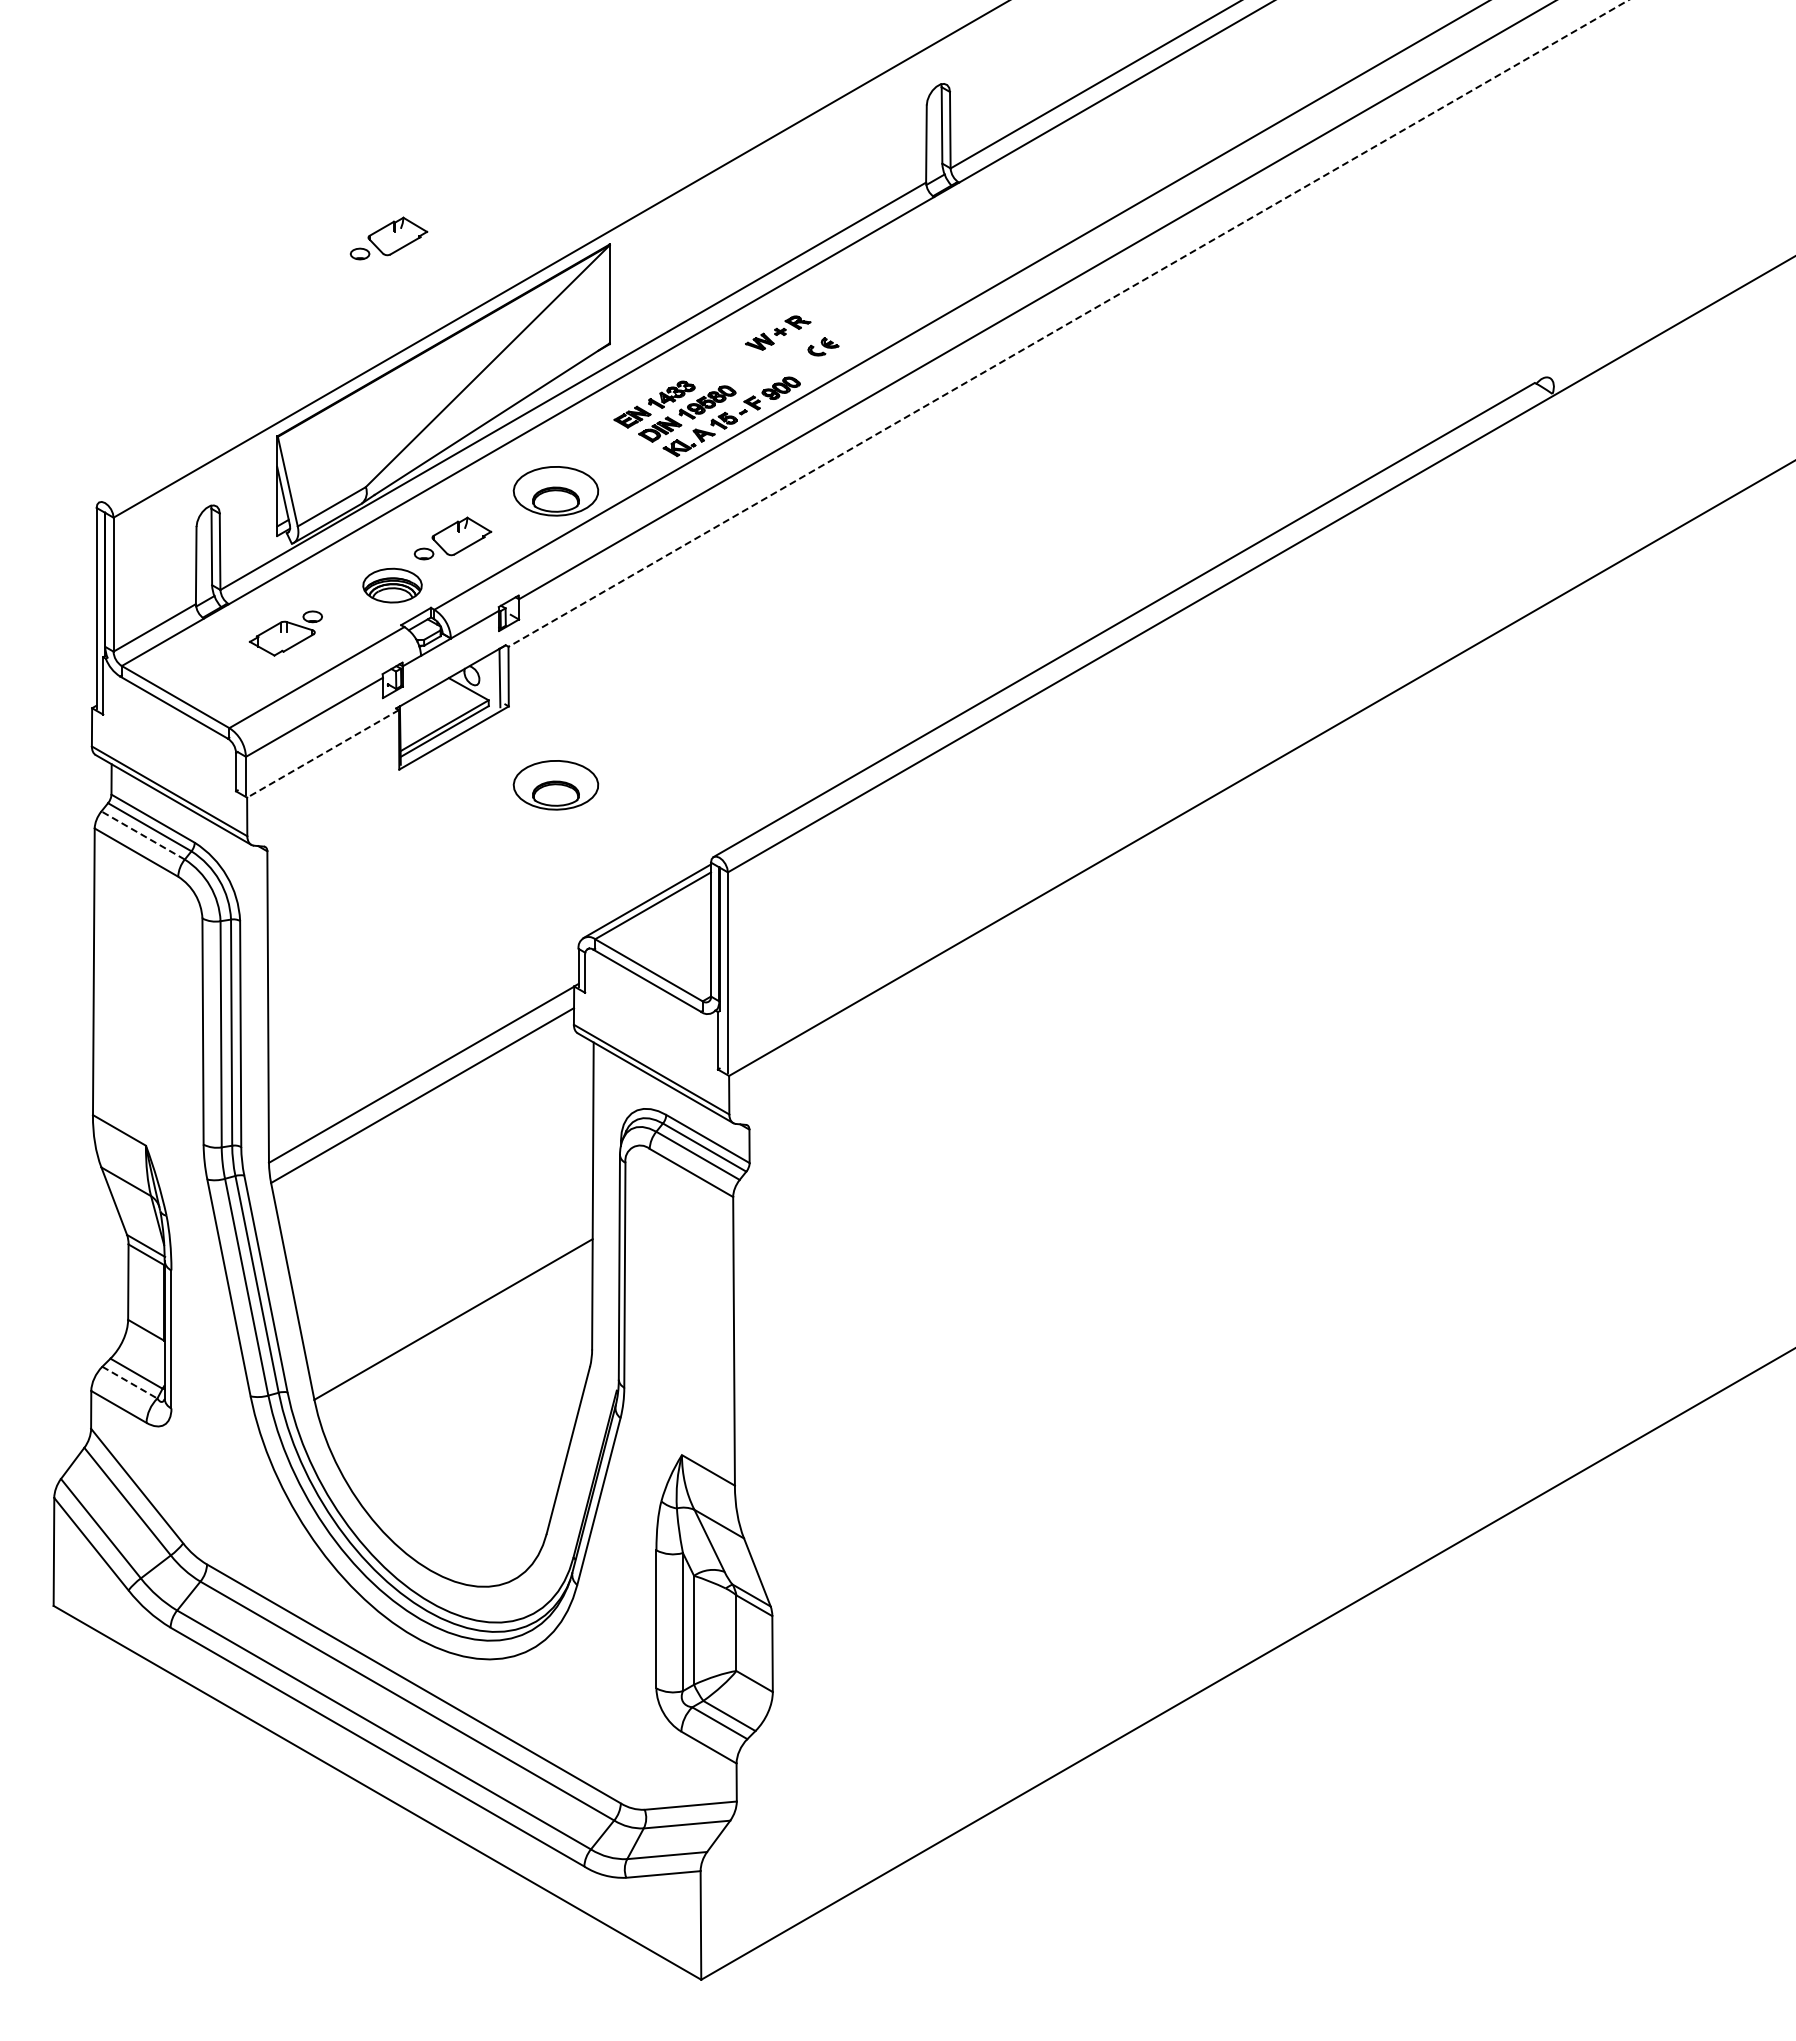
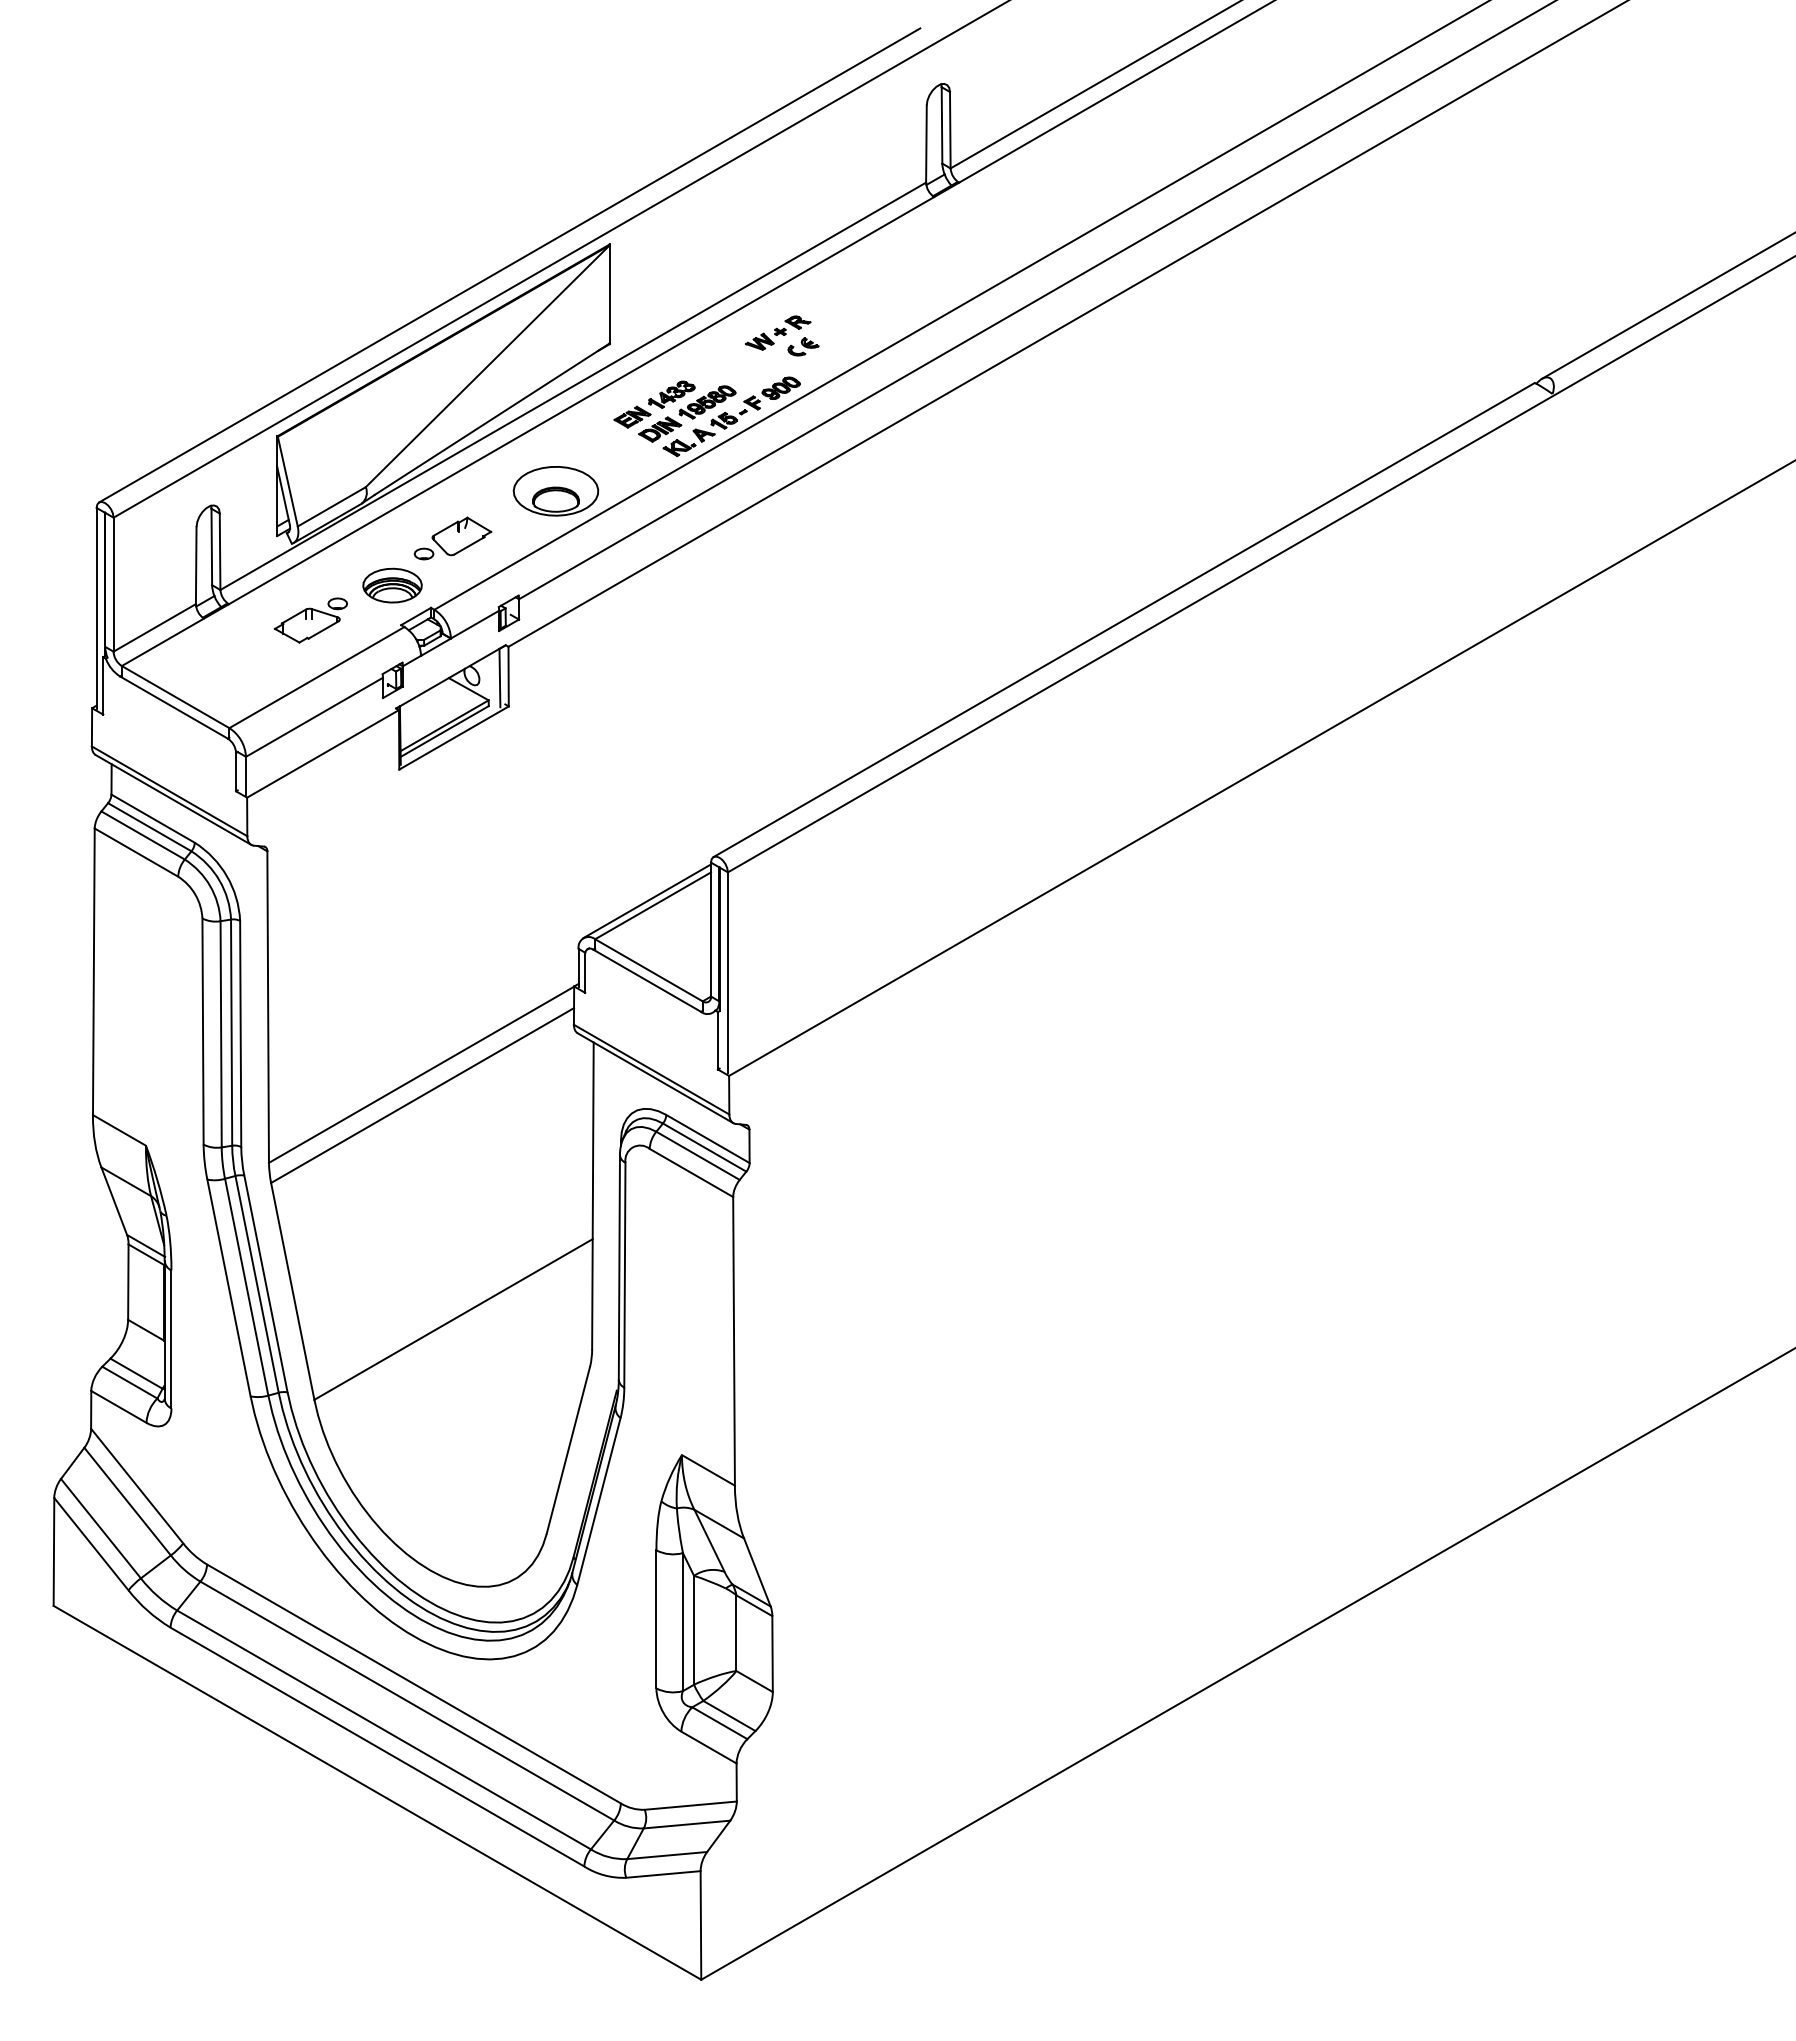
part: present -> none (388, 238)
line: none -> present (509, 265)
line: none -> present (1666, 306)
line: dashed -> solid (1068, 323)
part position: (823, 346) -> (803, 346) (803, 346)
part position: (285, 633) -> (310, 620) (310, 620)
line: dashed -> solid (323, 753)
part: present -> none (555, 785)
line: dashed -> solid (142, 835)
line: dashed -> solid (129, 1382)
